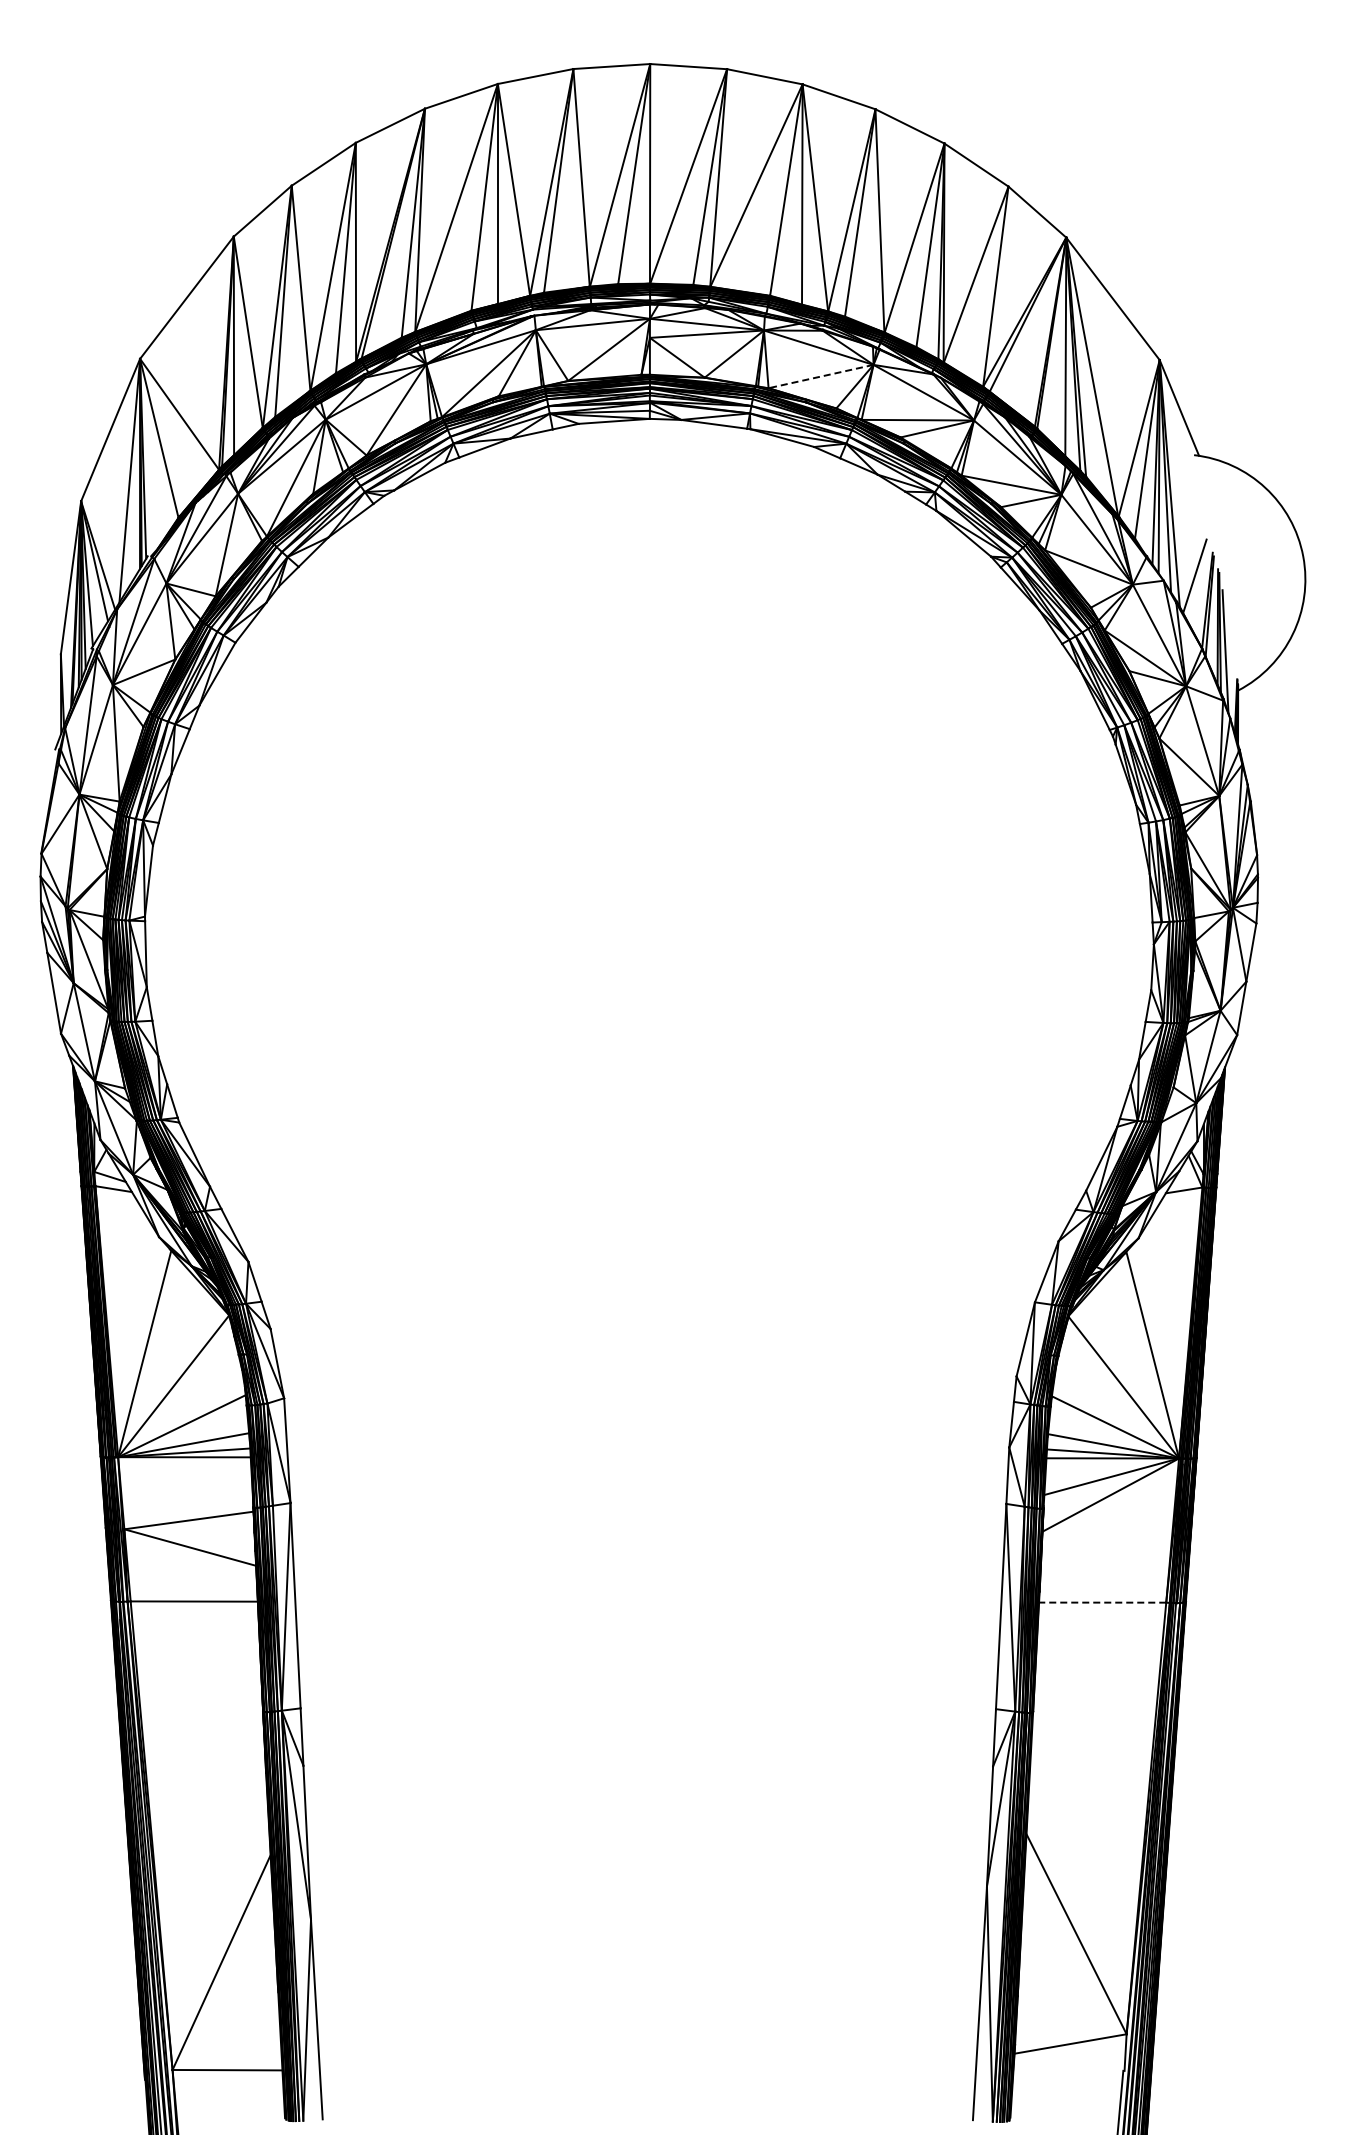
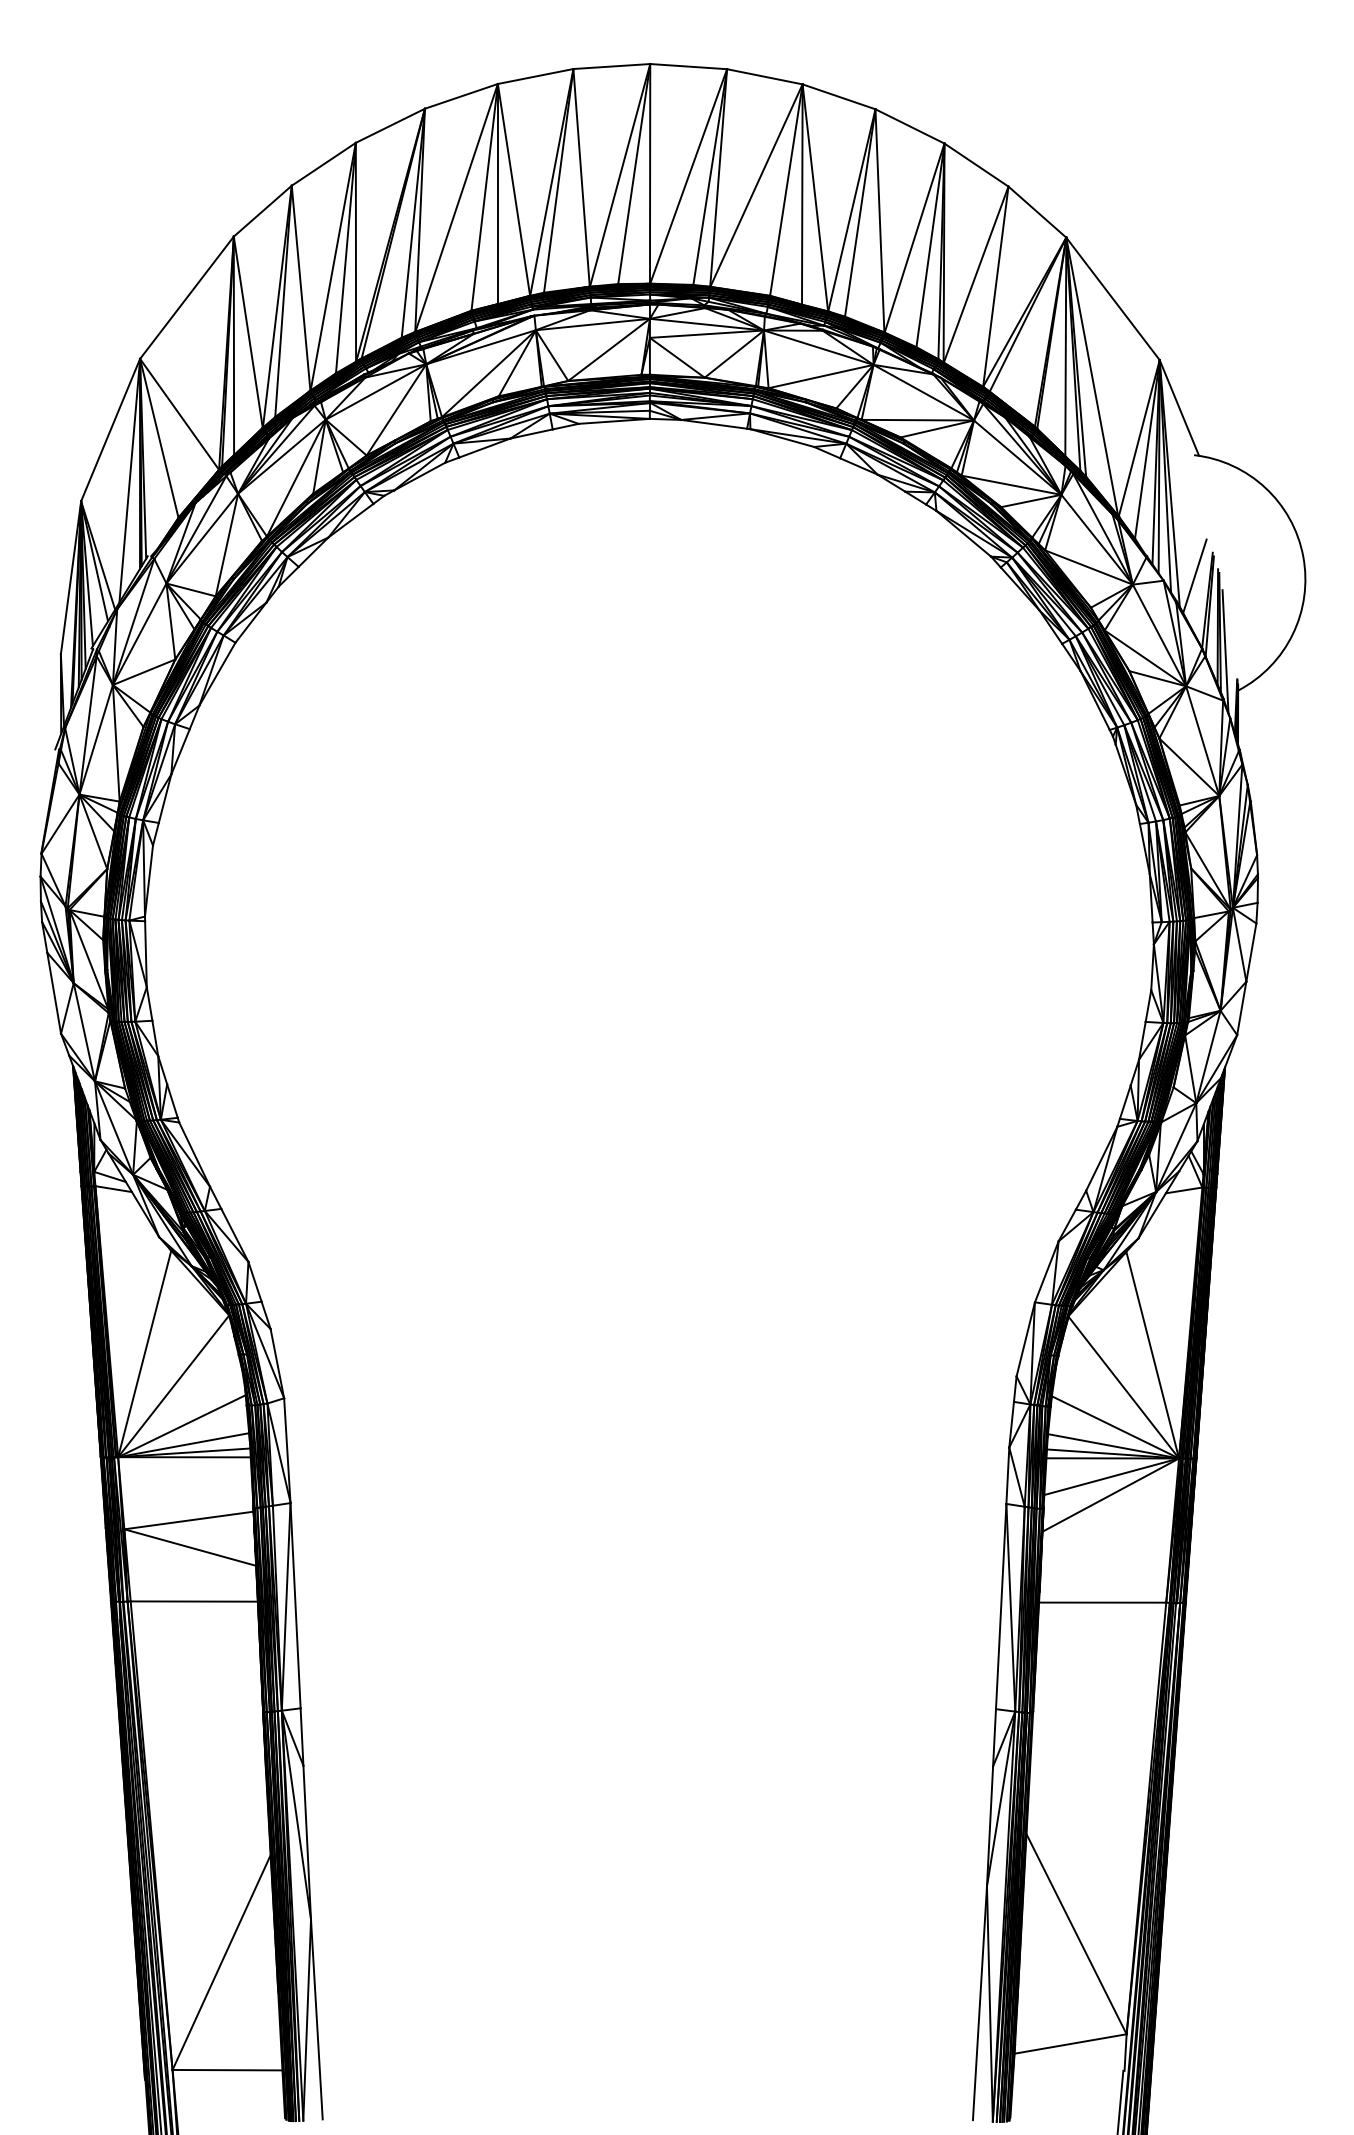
line: dashed -> solid (821, 376)
line: dashed -> solid (1102, 1602)
